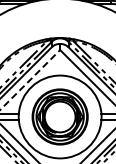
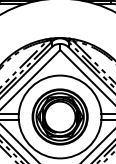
line: dashed -> solid (30, 79)
